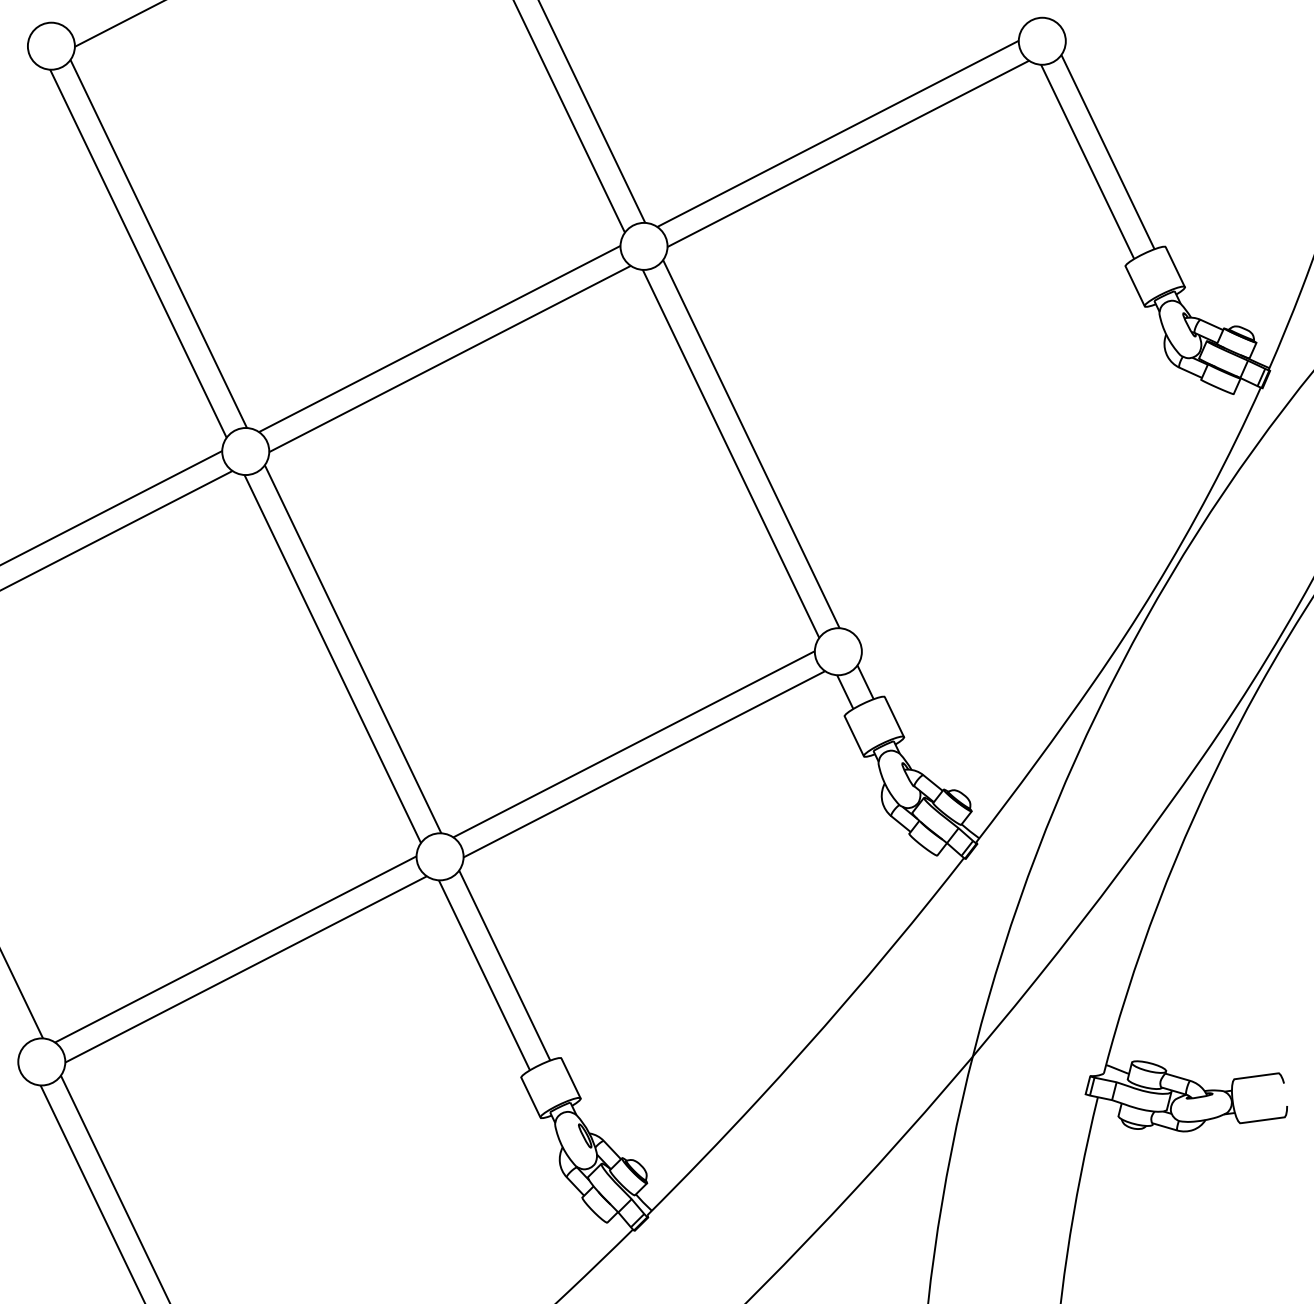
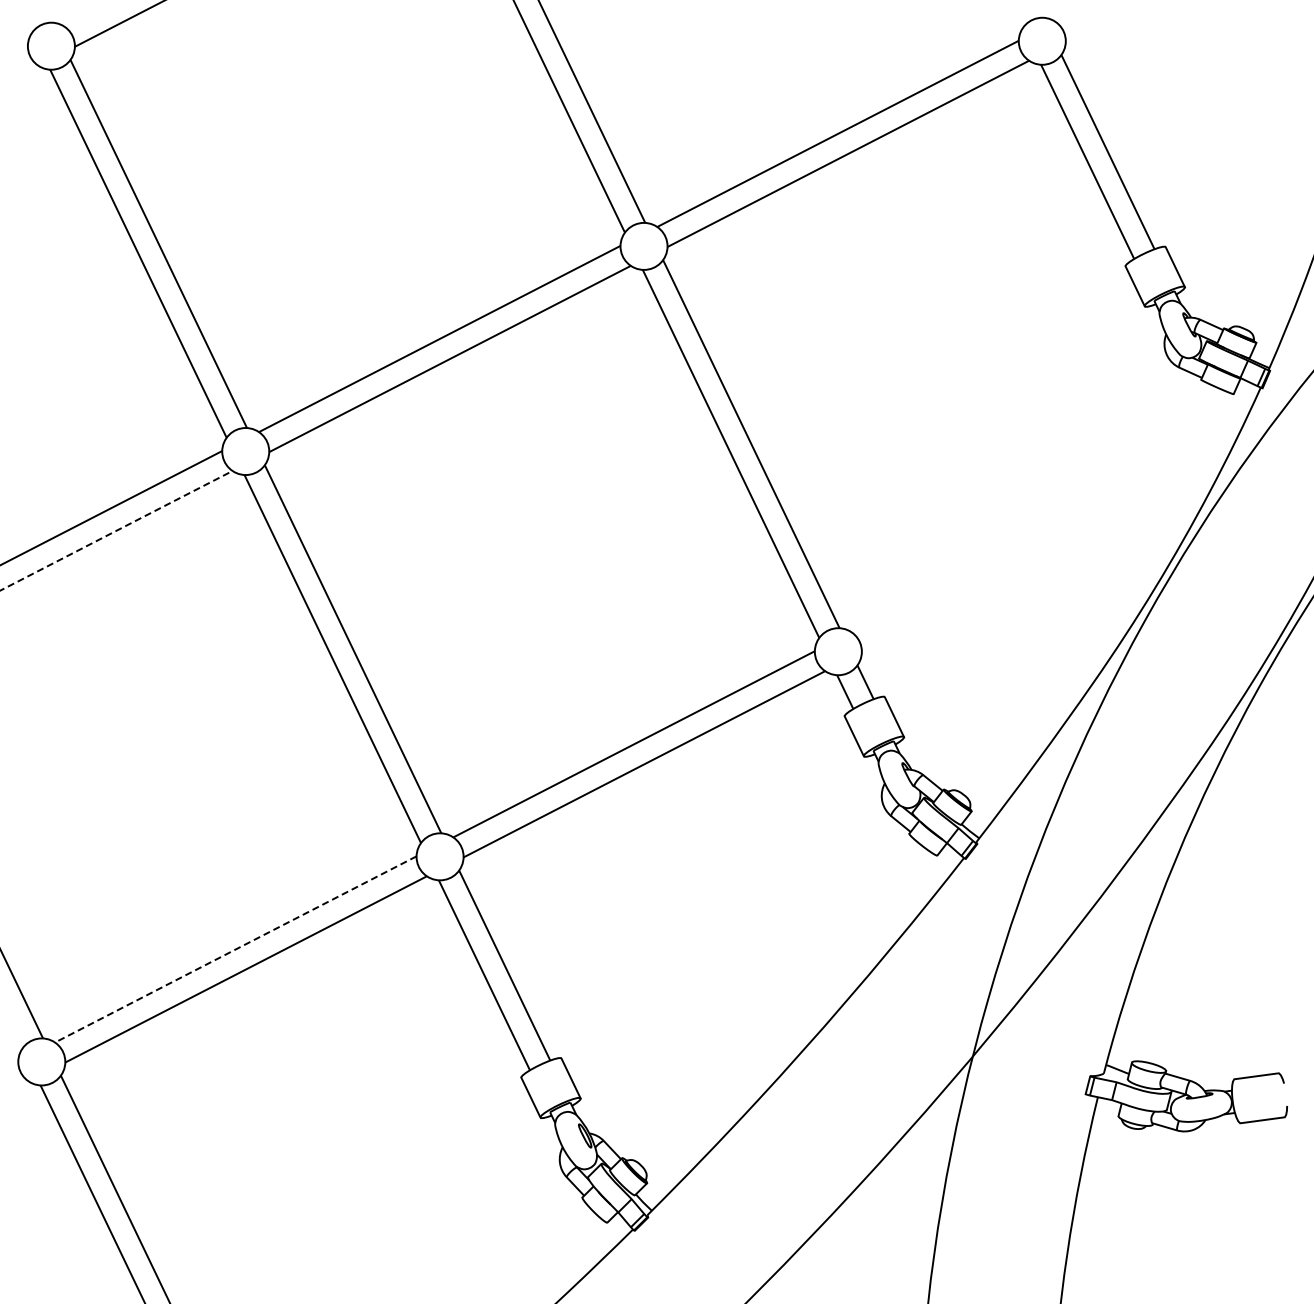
line: solid -> dashed (117, 530)
line: solid -> dashed (235, 949)
